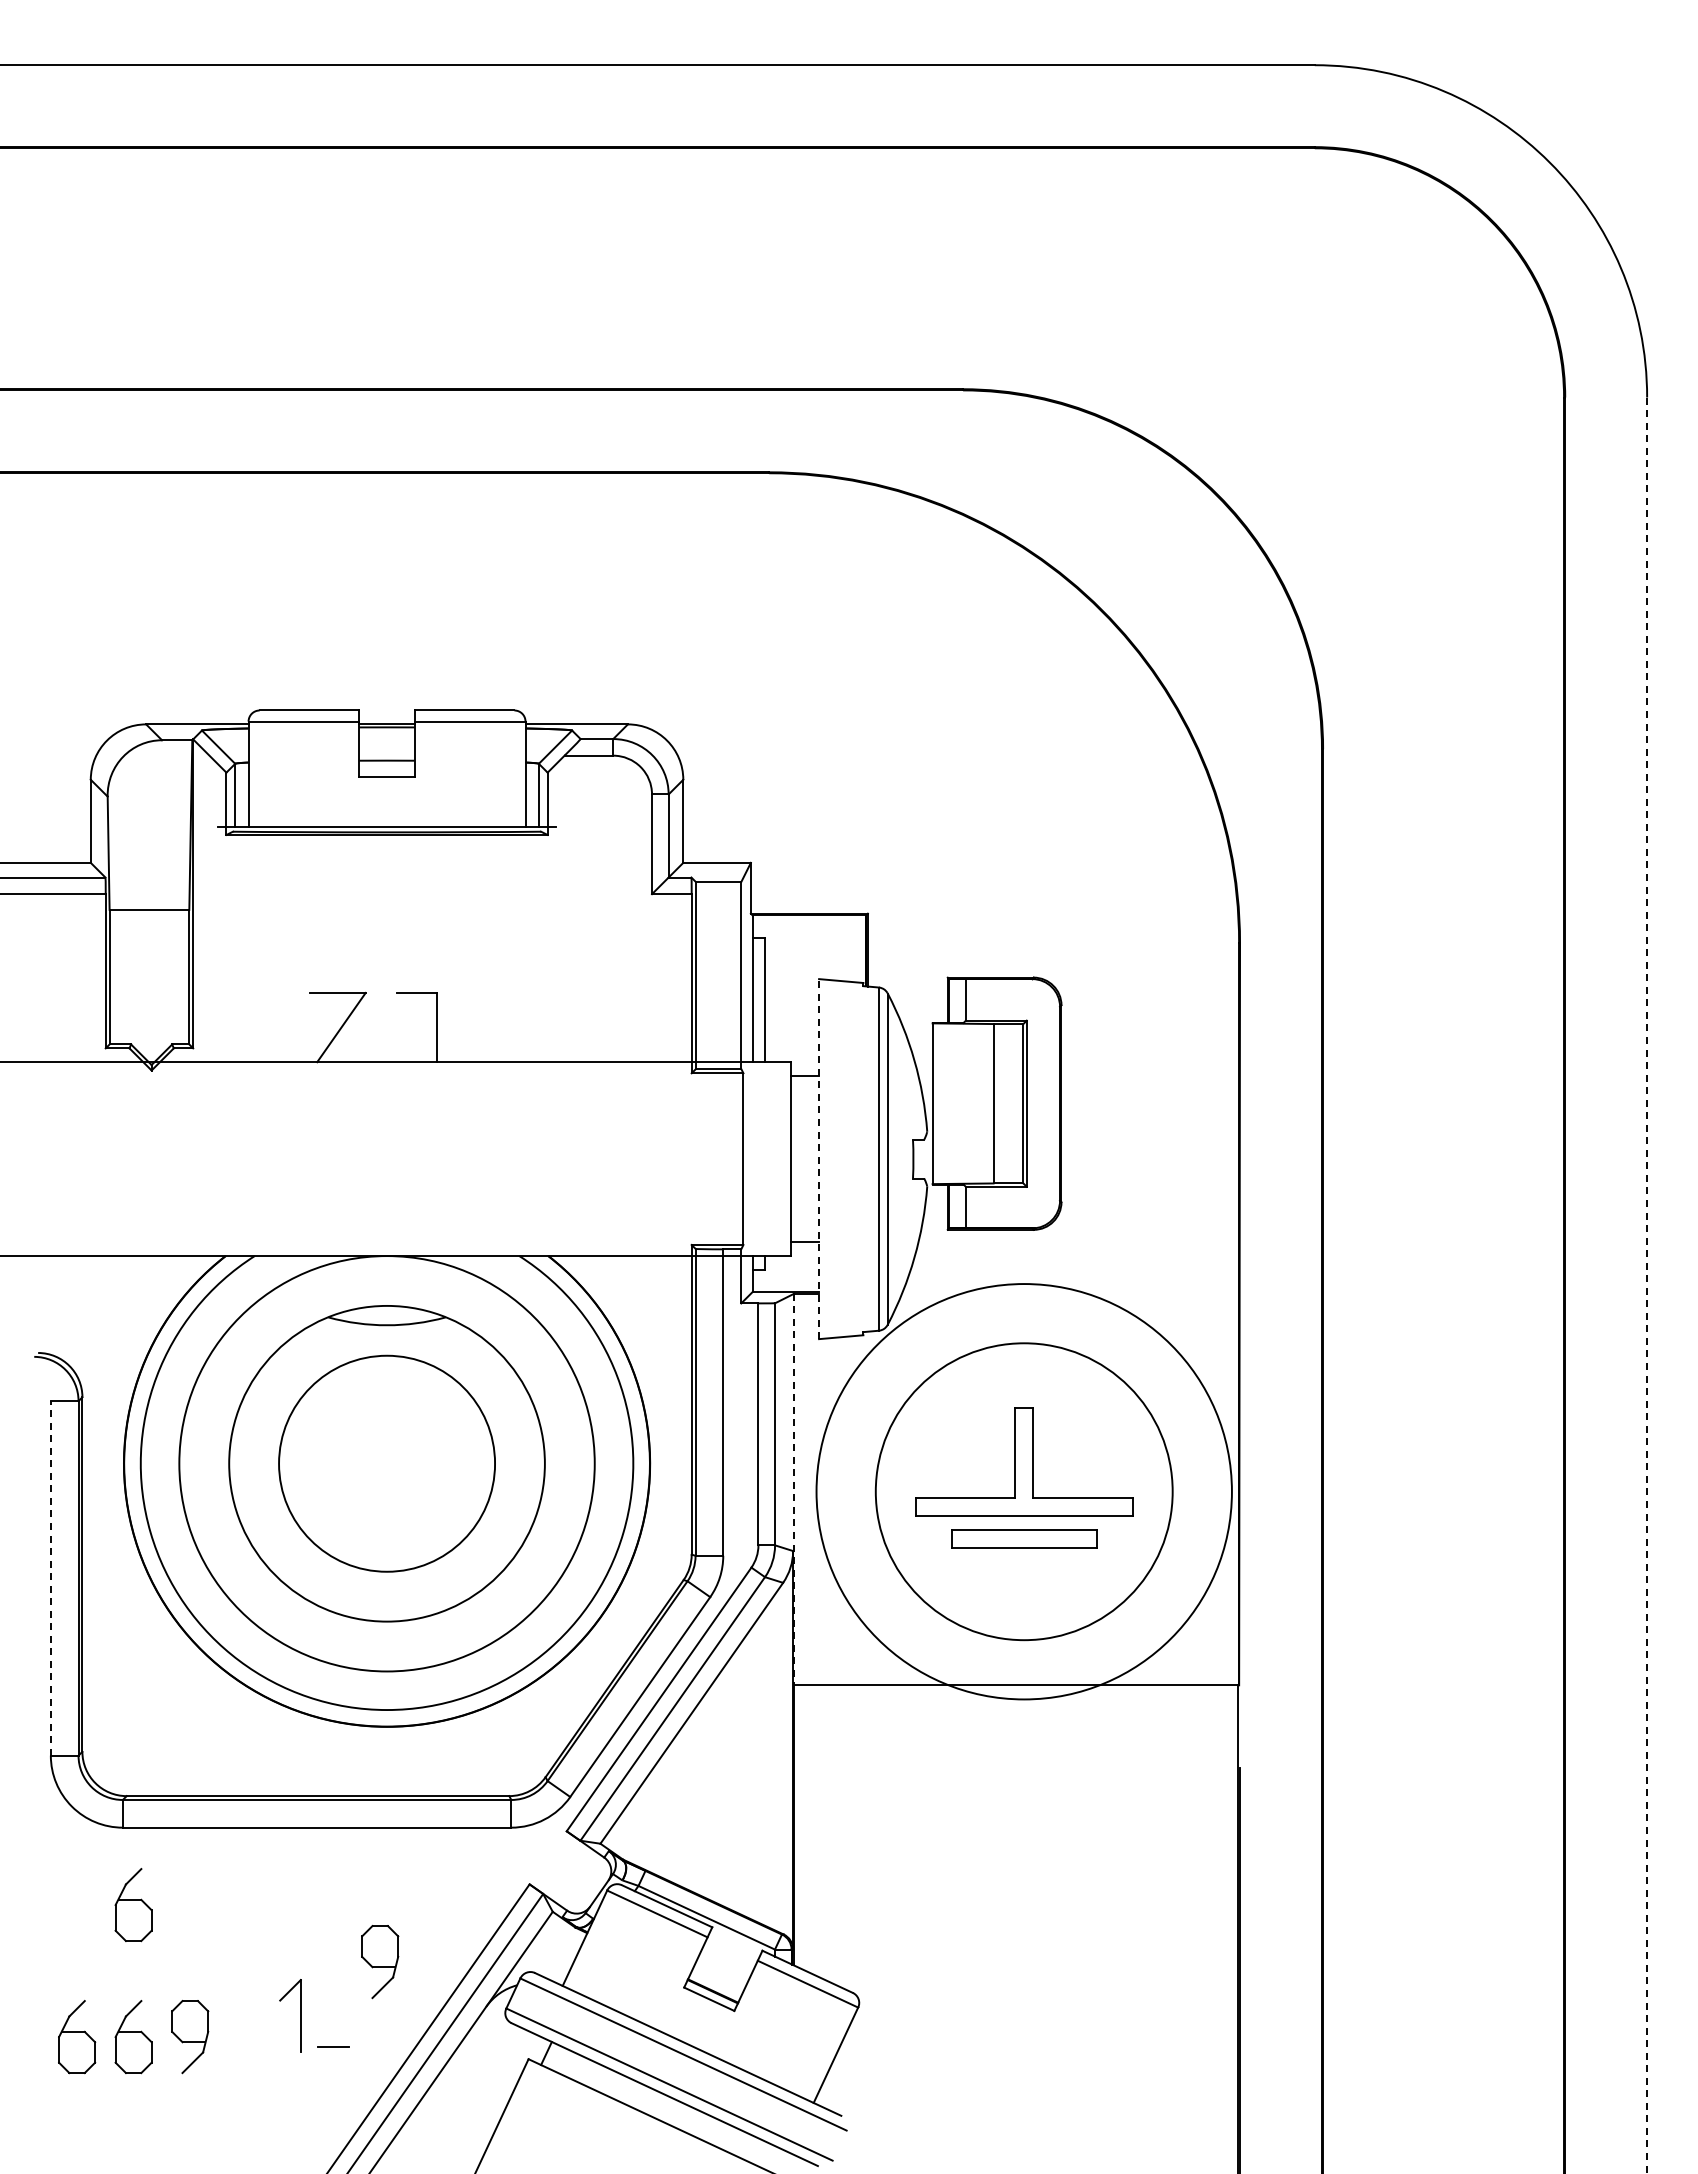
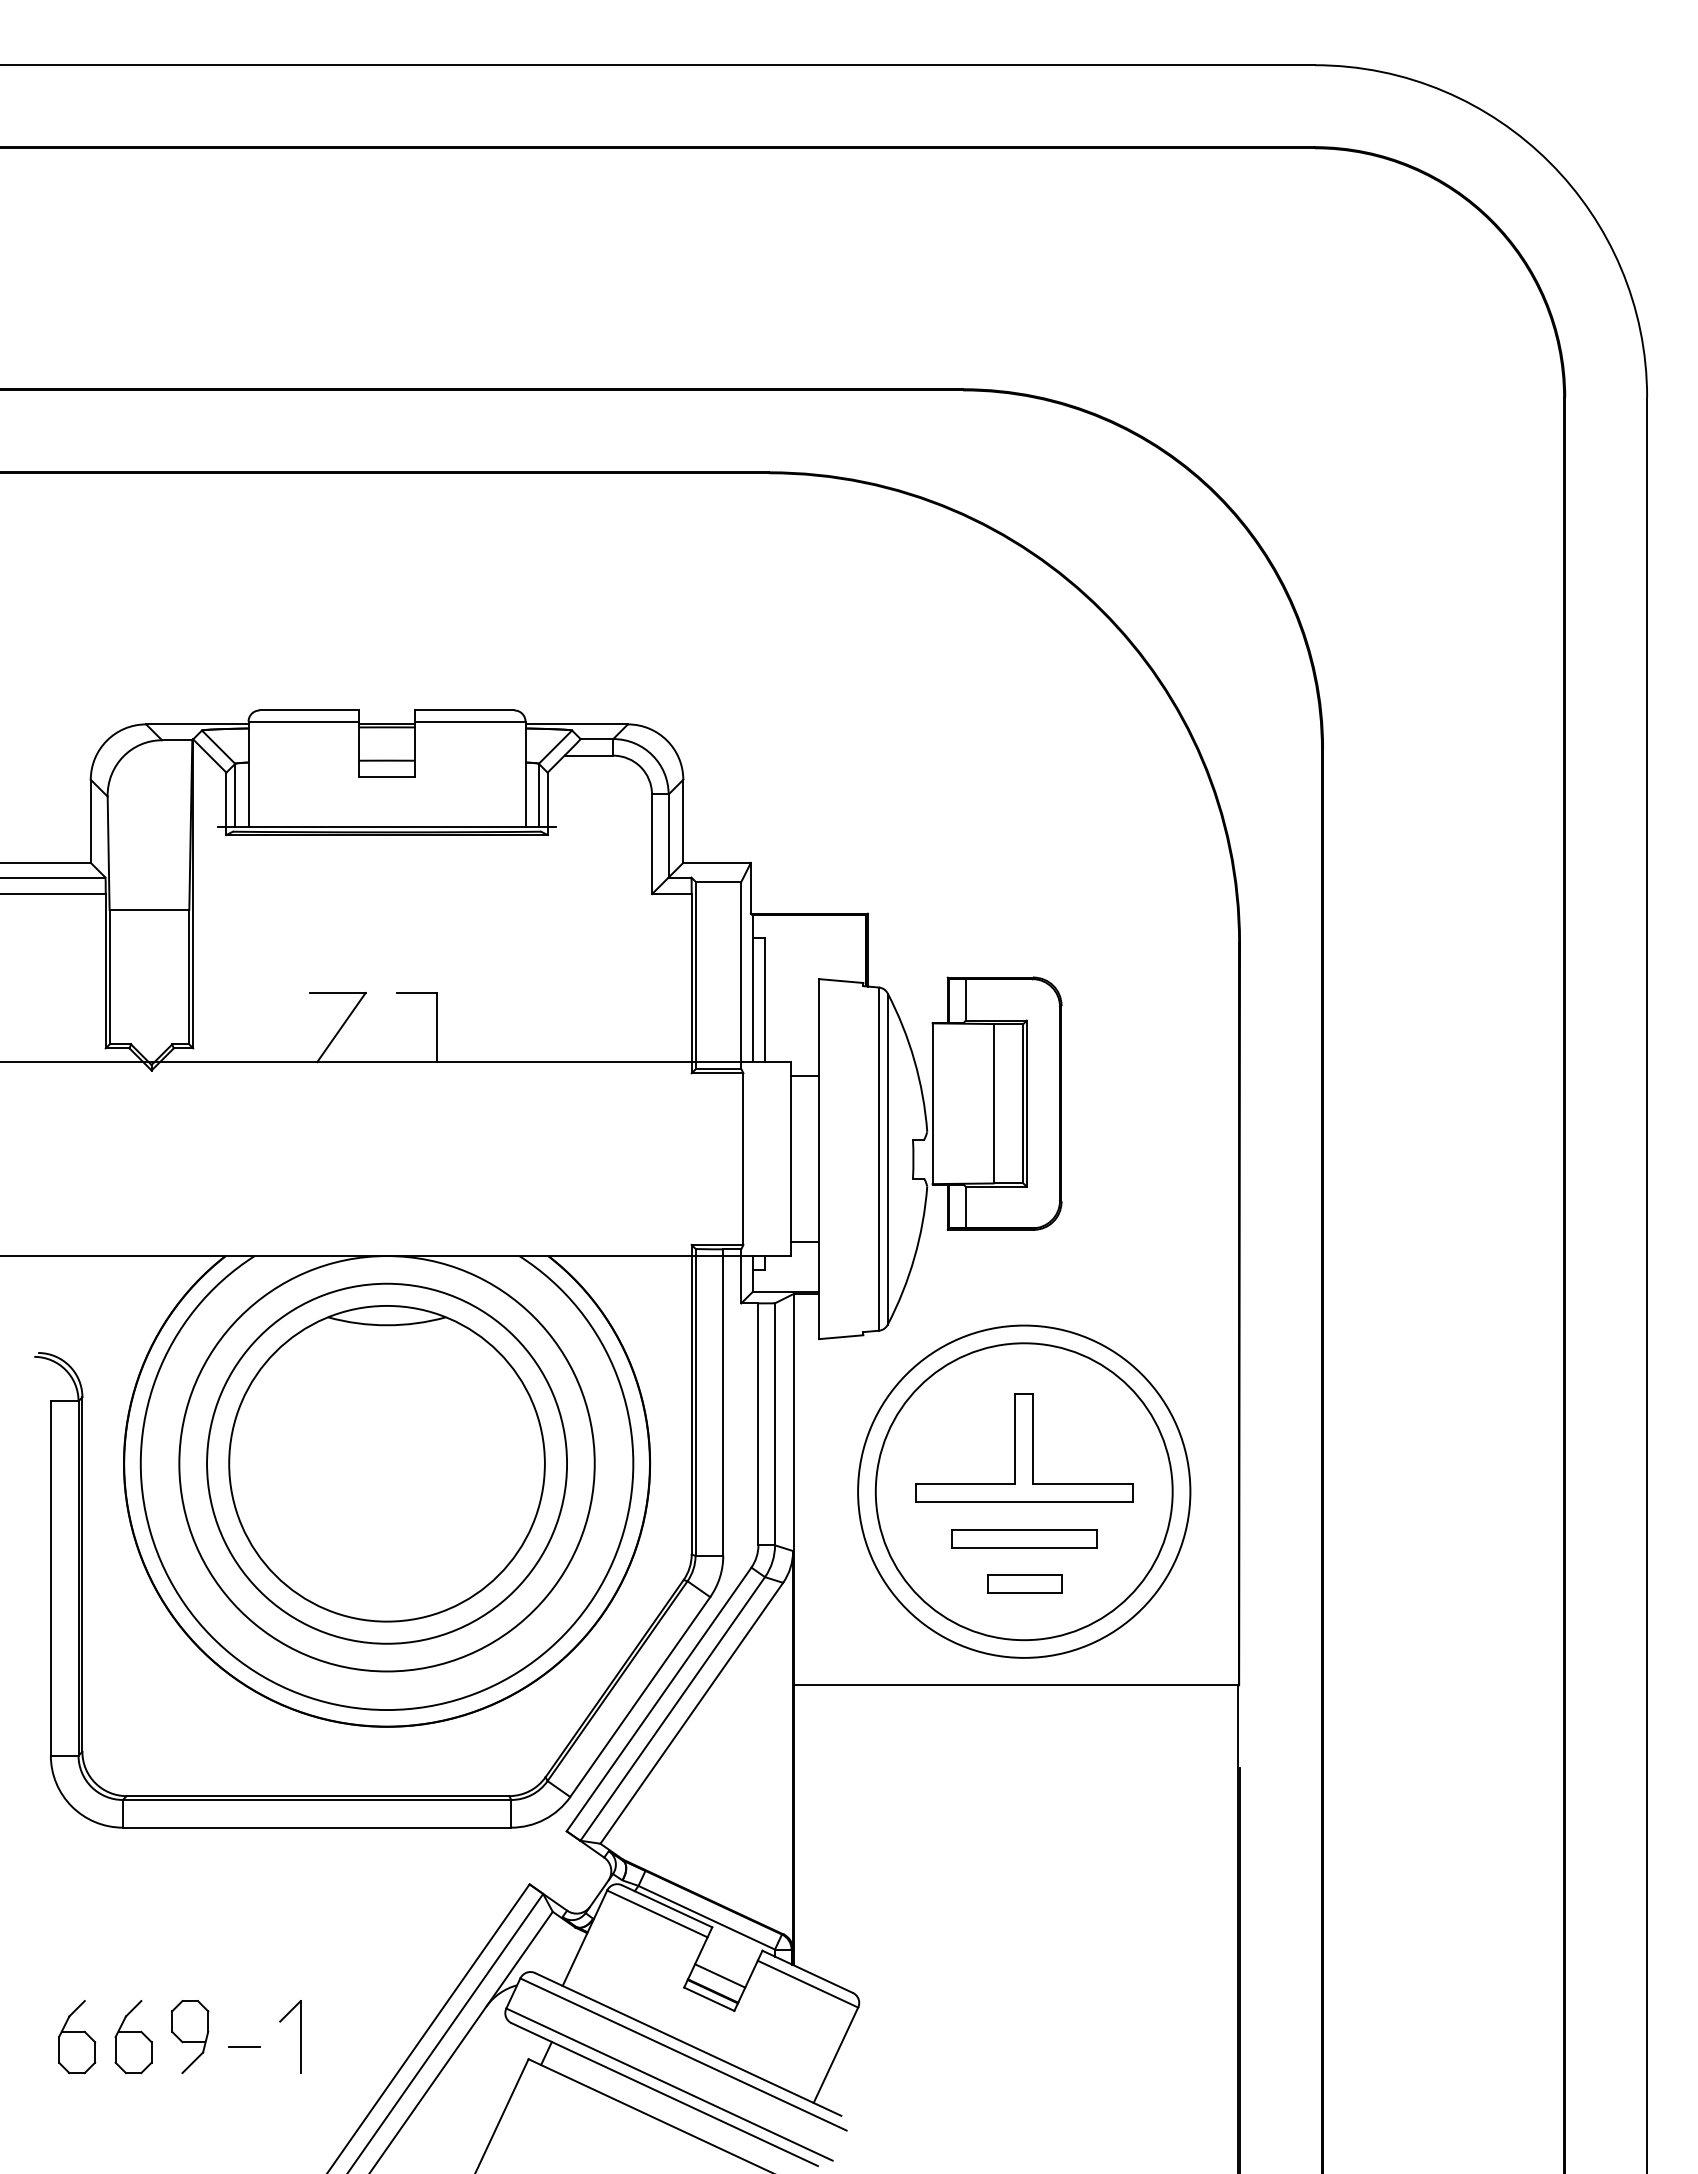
line: dashed -> solid (819, 1158)
line: dashed -> solid (1647, 1285)
part position: (1024, 1461) -> (1024, 1447) (1024, 1447)
circle diameter: 216 px -> 360 px (387, 1463)
line: dashed -> solid (794, 1489)
circle diameter: 415 px -> 332 px (1024, 1491)
line: dashed -> solid (50, 1577)
part: none -> present (1024, 1583)
part: present -> none (133, 1905)
part: present -> none (380, 1962)
line: none -> present (720, 1975)
part position: (300, 2015) -> (300, 2036) (300, 2036)
line position: (333, 2046) -> (244, 2046) (244, 2046)
